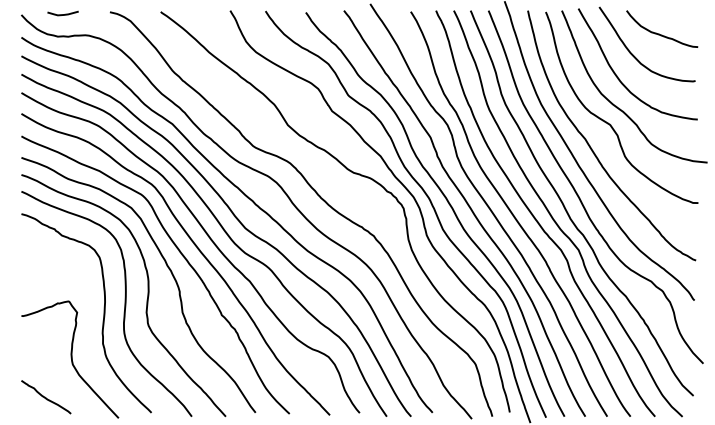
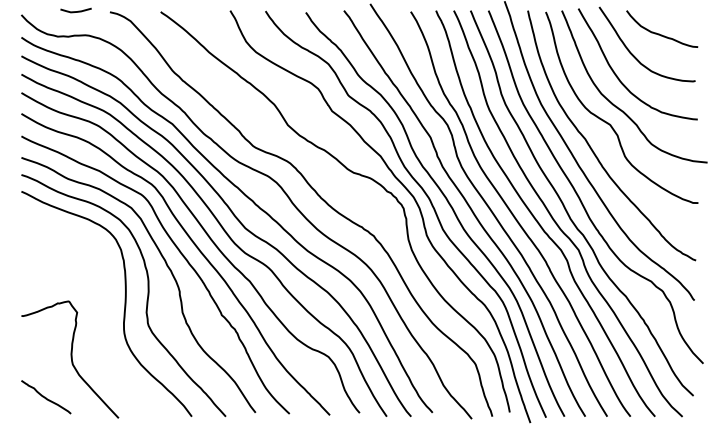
curve position: (62, 14) -> (75, 11) (75, 11)
curve: present -> none (103, 313)
